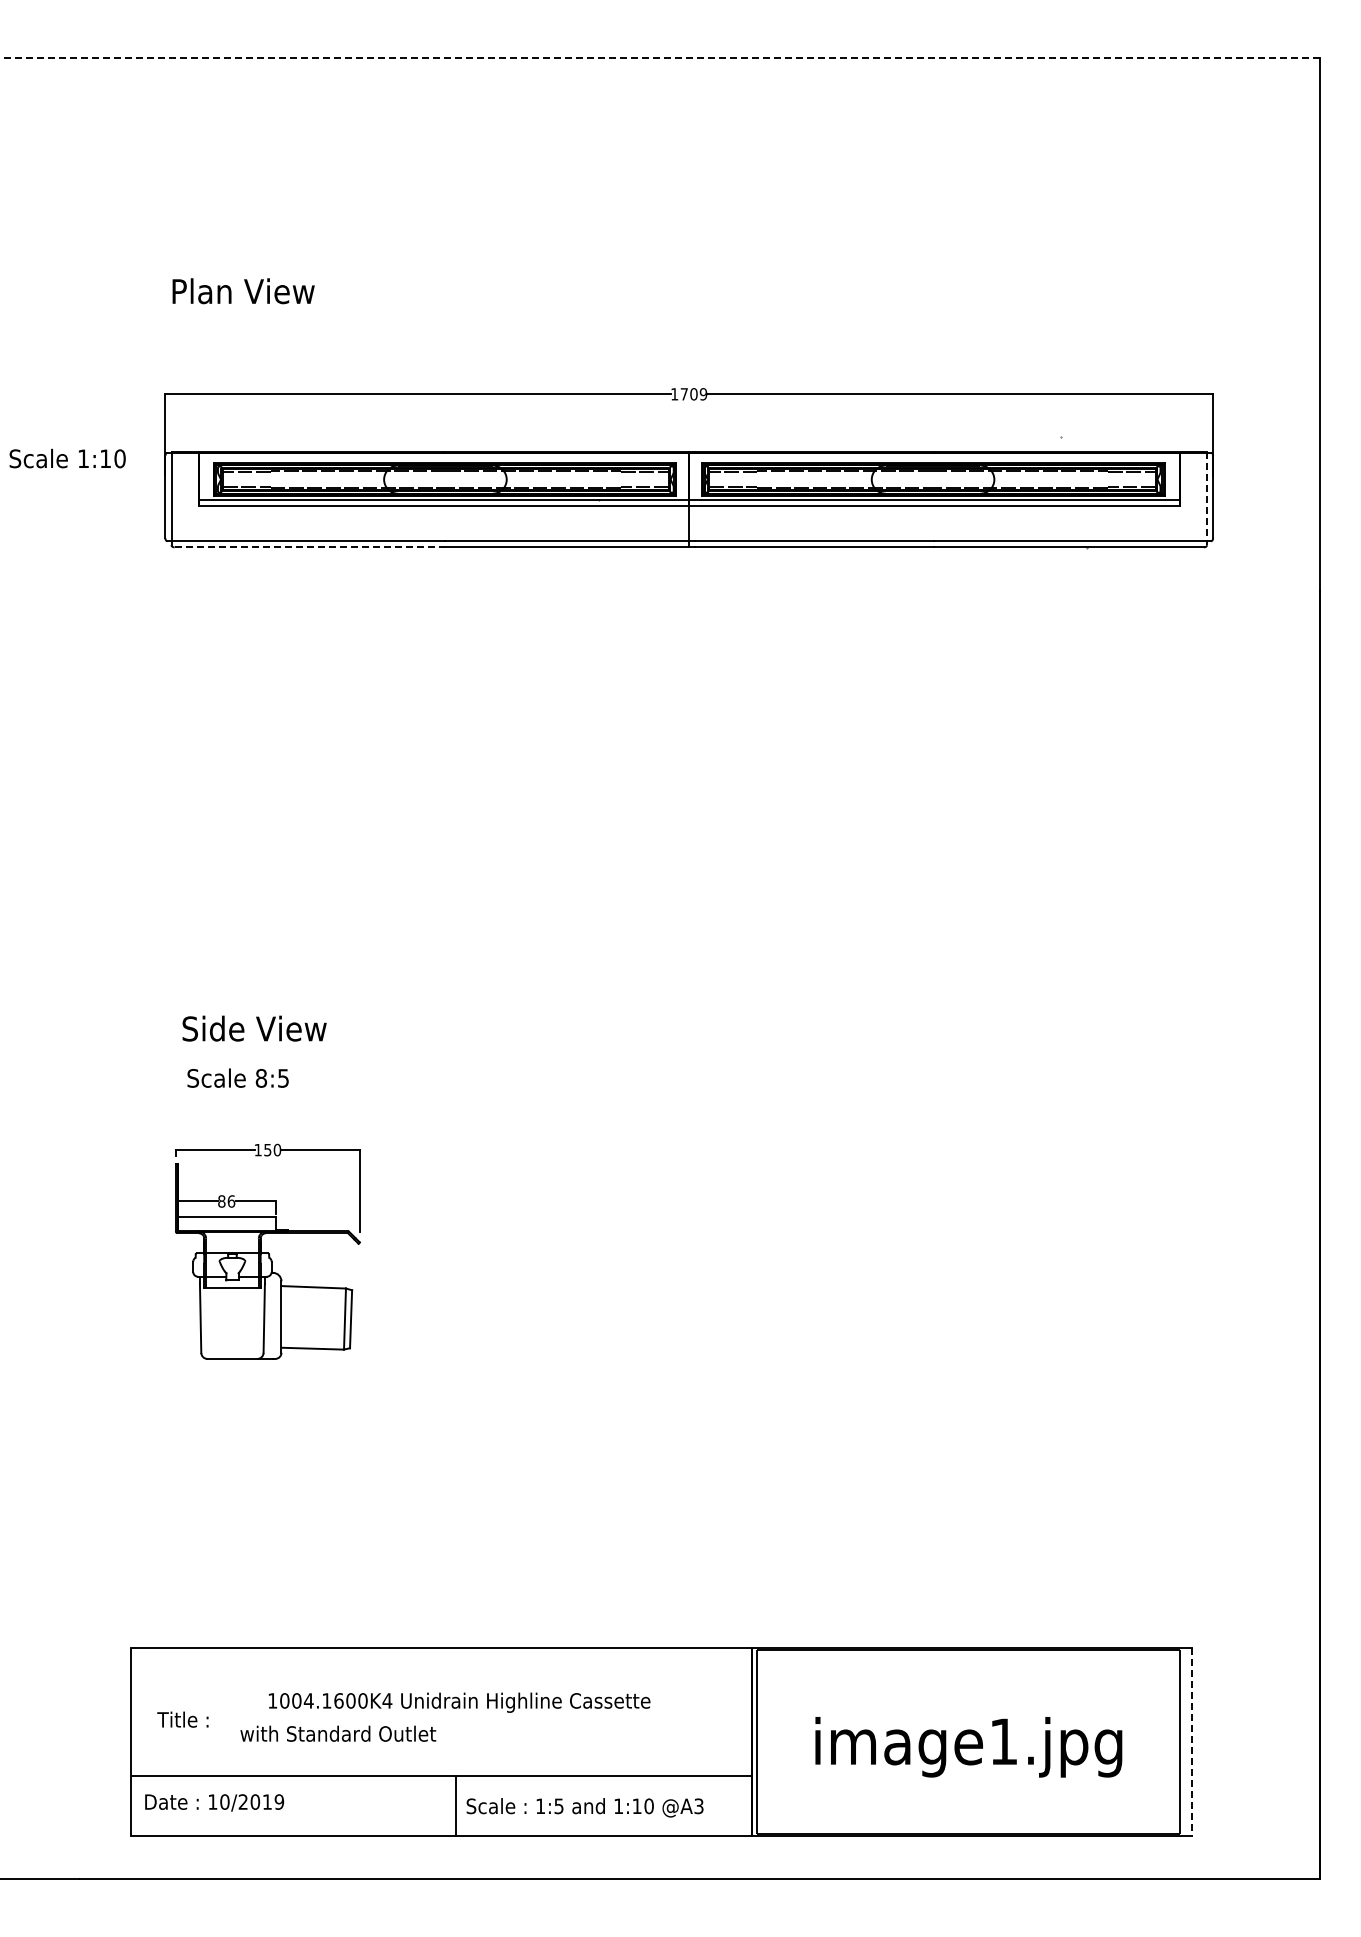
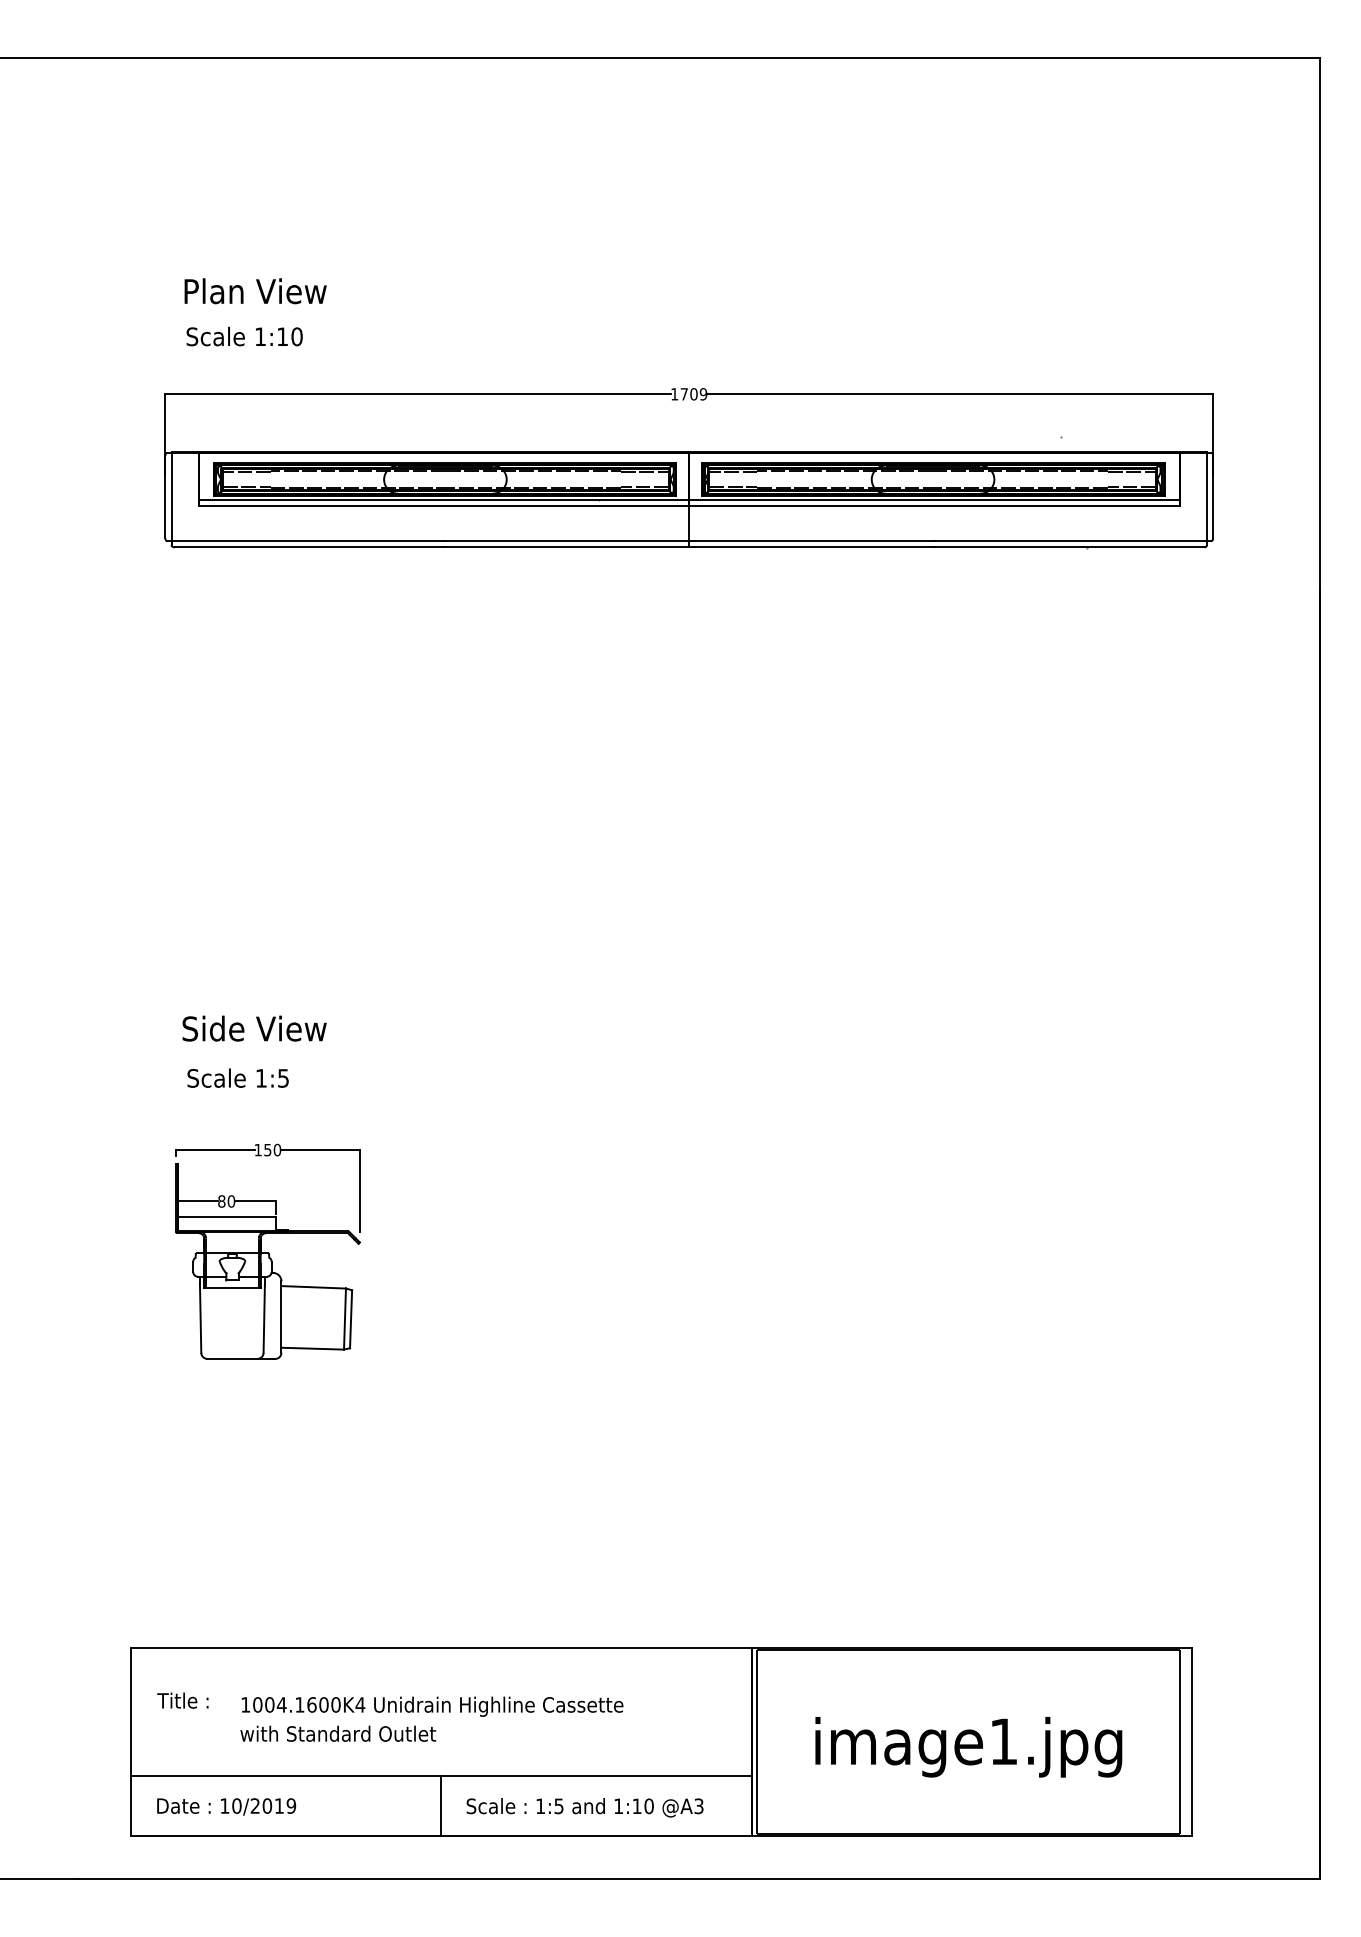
line: dashed -> solid (660, 58)
text position: (243, 291) -> (255, 291) (255, 291)
text position: (67, 458) -> (244, 336) (244, 336)
line: dashed -> solid (1206, 498)
line: dashed -> solid (310, 547)
text: 8:5 -> 1:5 (261, 1077)
text: 86 -> 80 (231, 1201)
text position: (459, 1702) -> (432, 1706) (432, 1706)
text position: (182, 1719) -> (182, 1700) (182, 1700)
line: dashed -> solid (1192, 1742)
text position: (214, 1802) -> (226, 1806) (226, 1806)
line position: (456, 1805) -> (441, 1805) (441, 1805)
